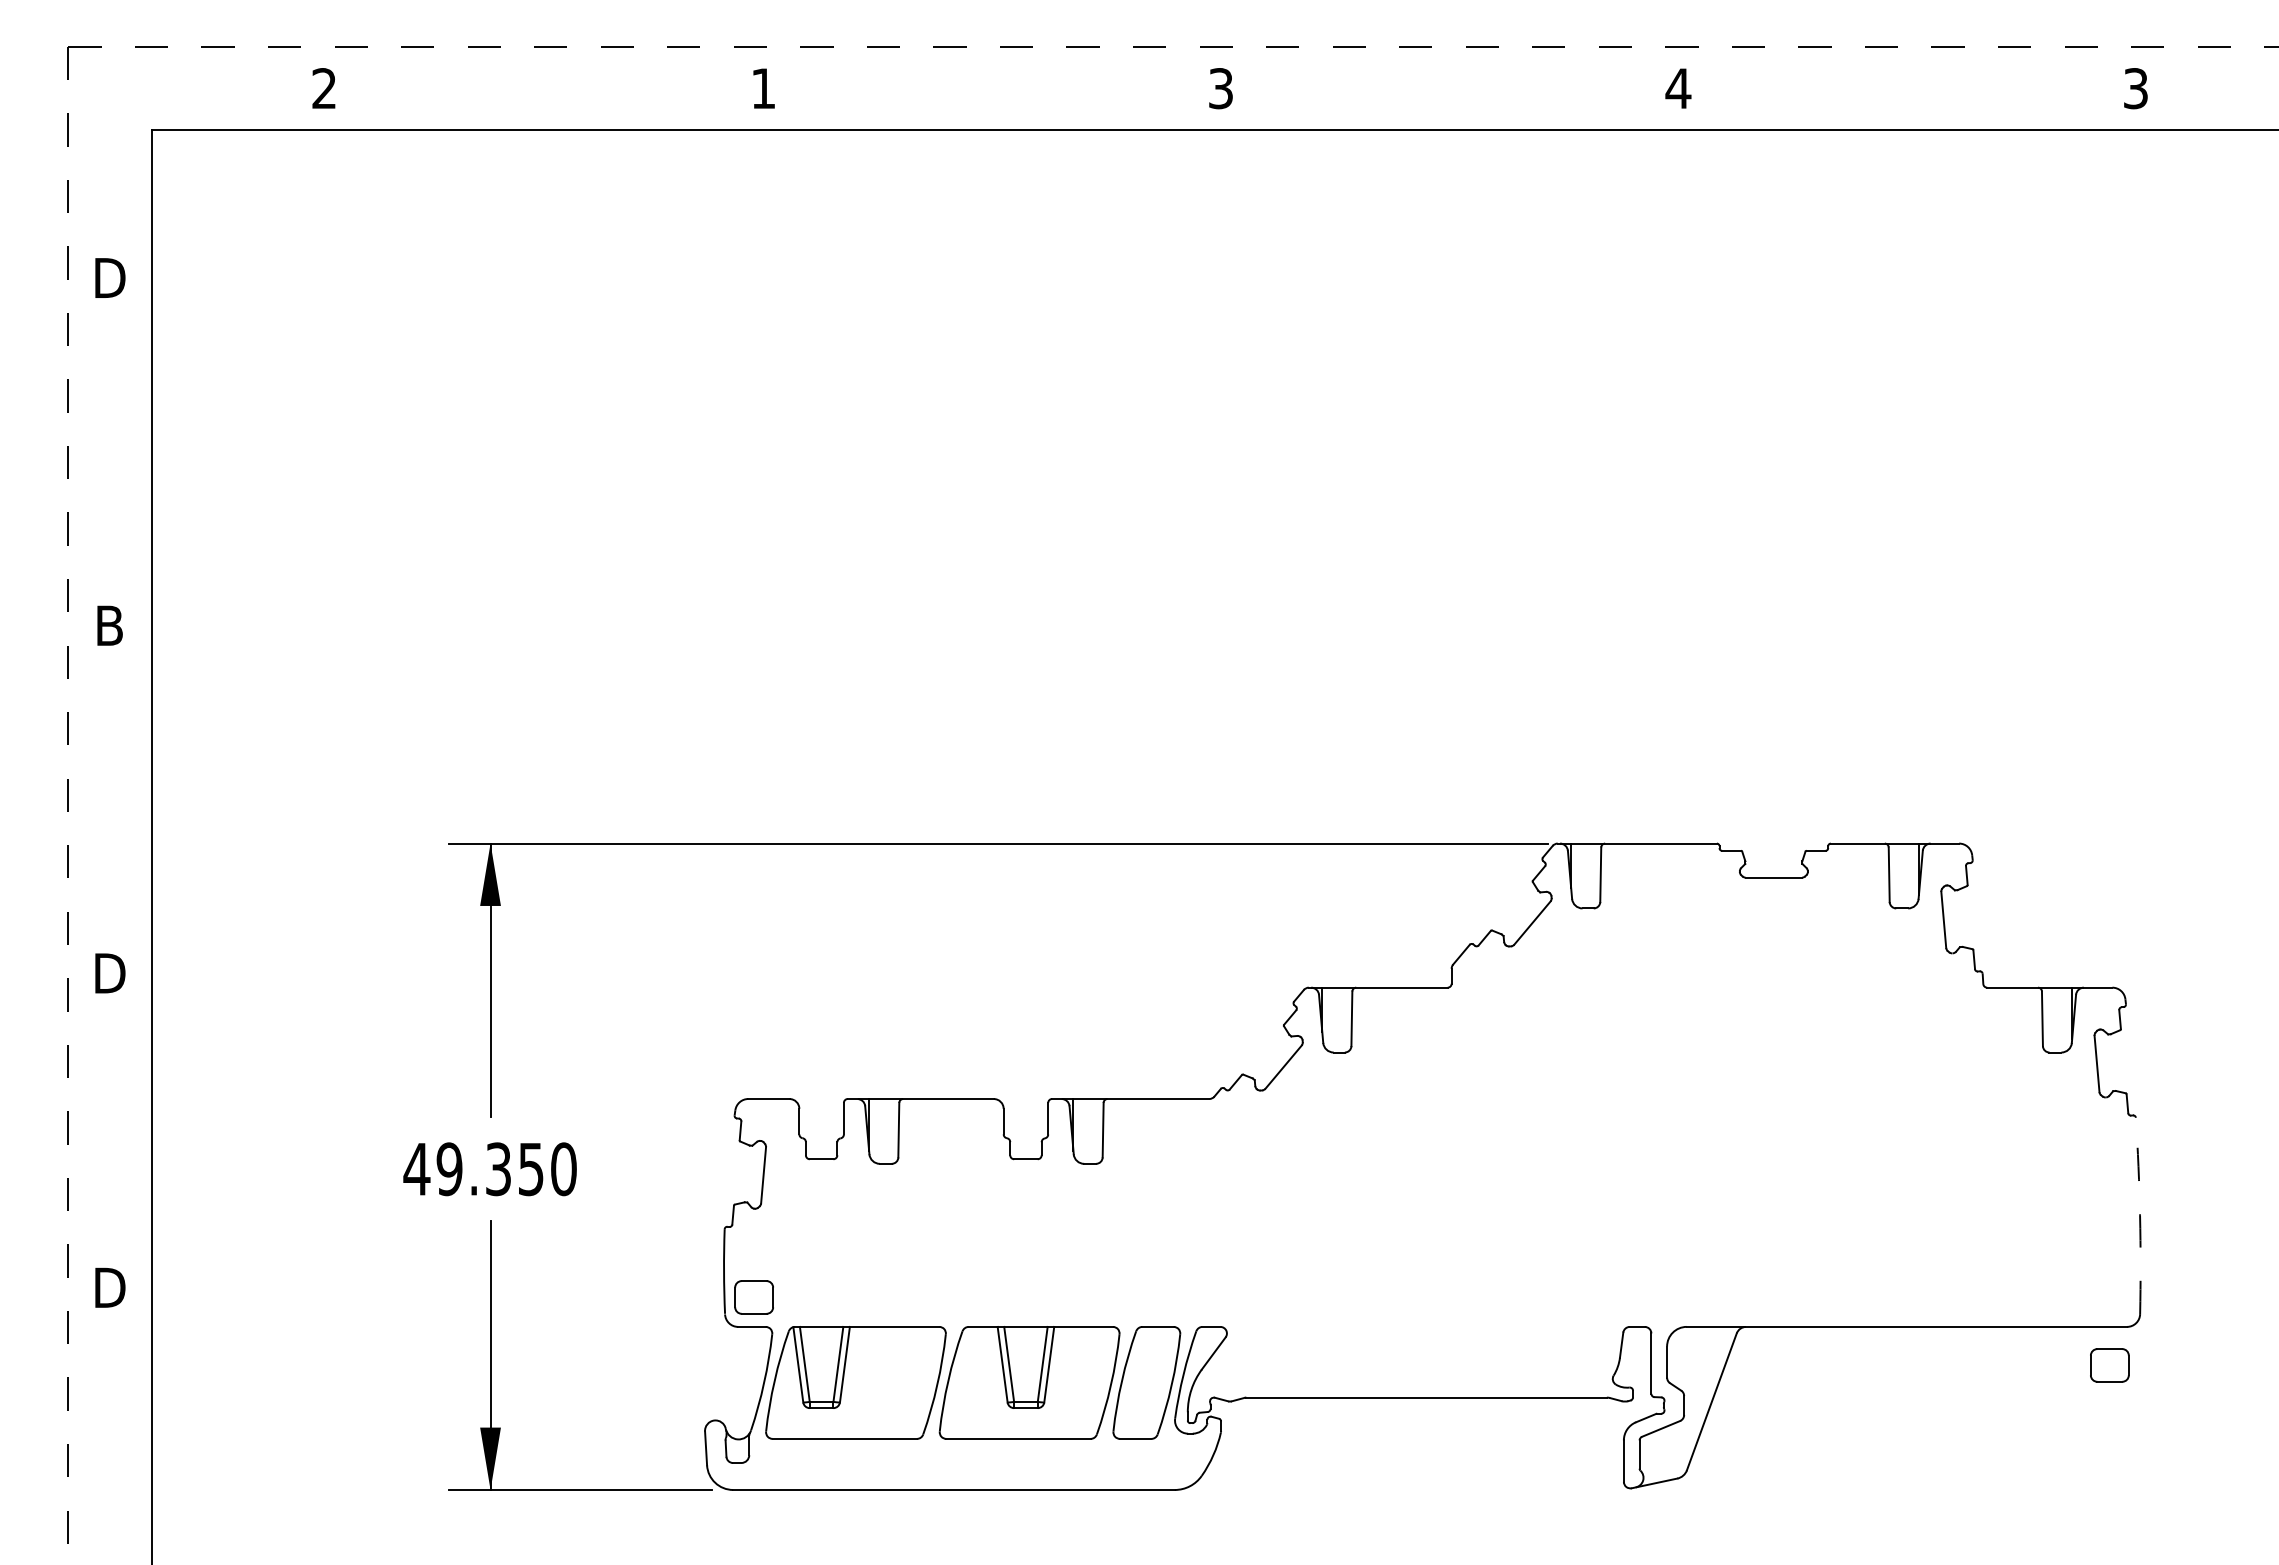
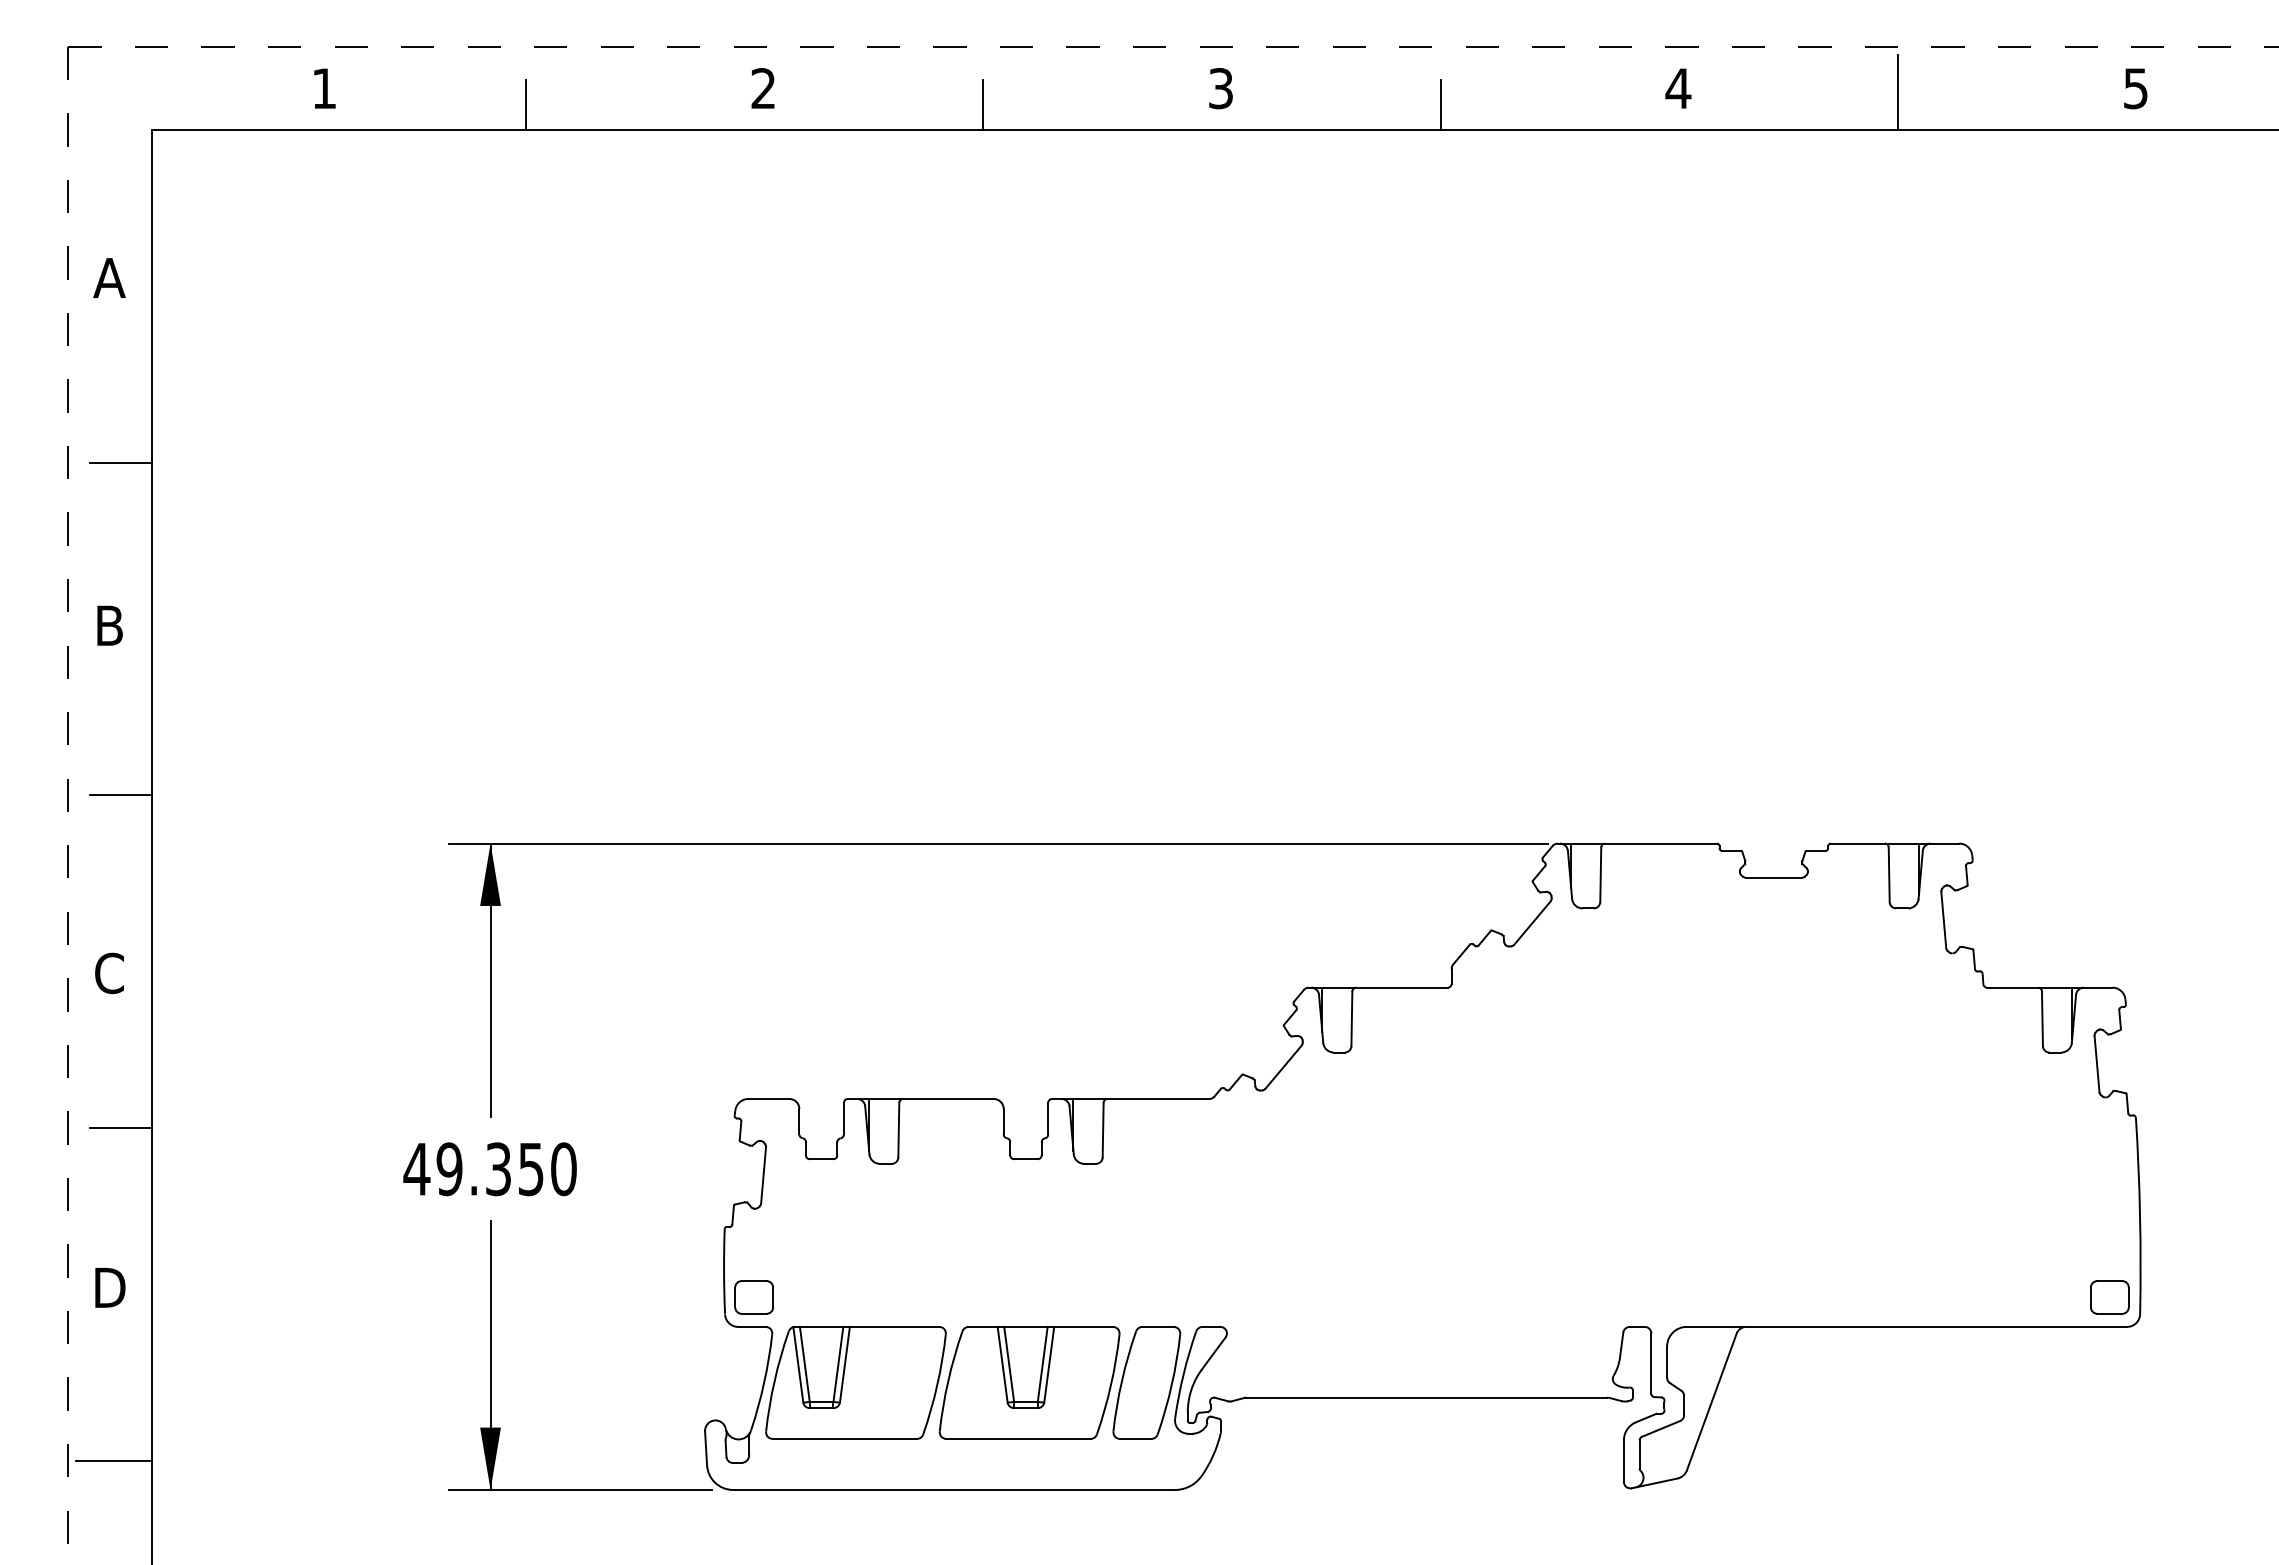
text: 2 -> 1 (323, 88)
text: 1 -> 2 (762, 88)
text: 3 -> 5 (2135, 88)
line: none -> present (1898, 92)
line: none -> present (525, 104)
line: none -> present (983, 104)
line: none -> present (1440, 104)
text: D -> A (109, 277)
line: none -> present (120, 462)
line: none -> present (120, 795)
text: D -> C (110, 973)
line: none -> present (120, 1127)
arc: dashed -> solid (2140, 1215)
part position: (2109, 1365) -> (2109, 1297) (2109, 1297)
line: none -> present (112, 1460)
